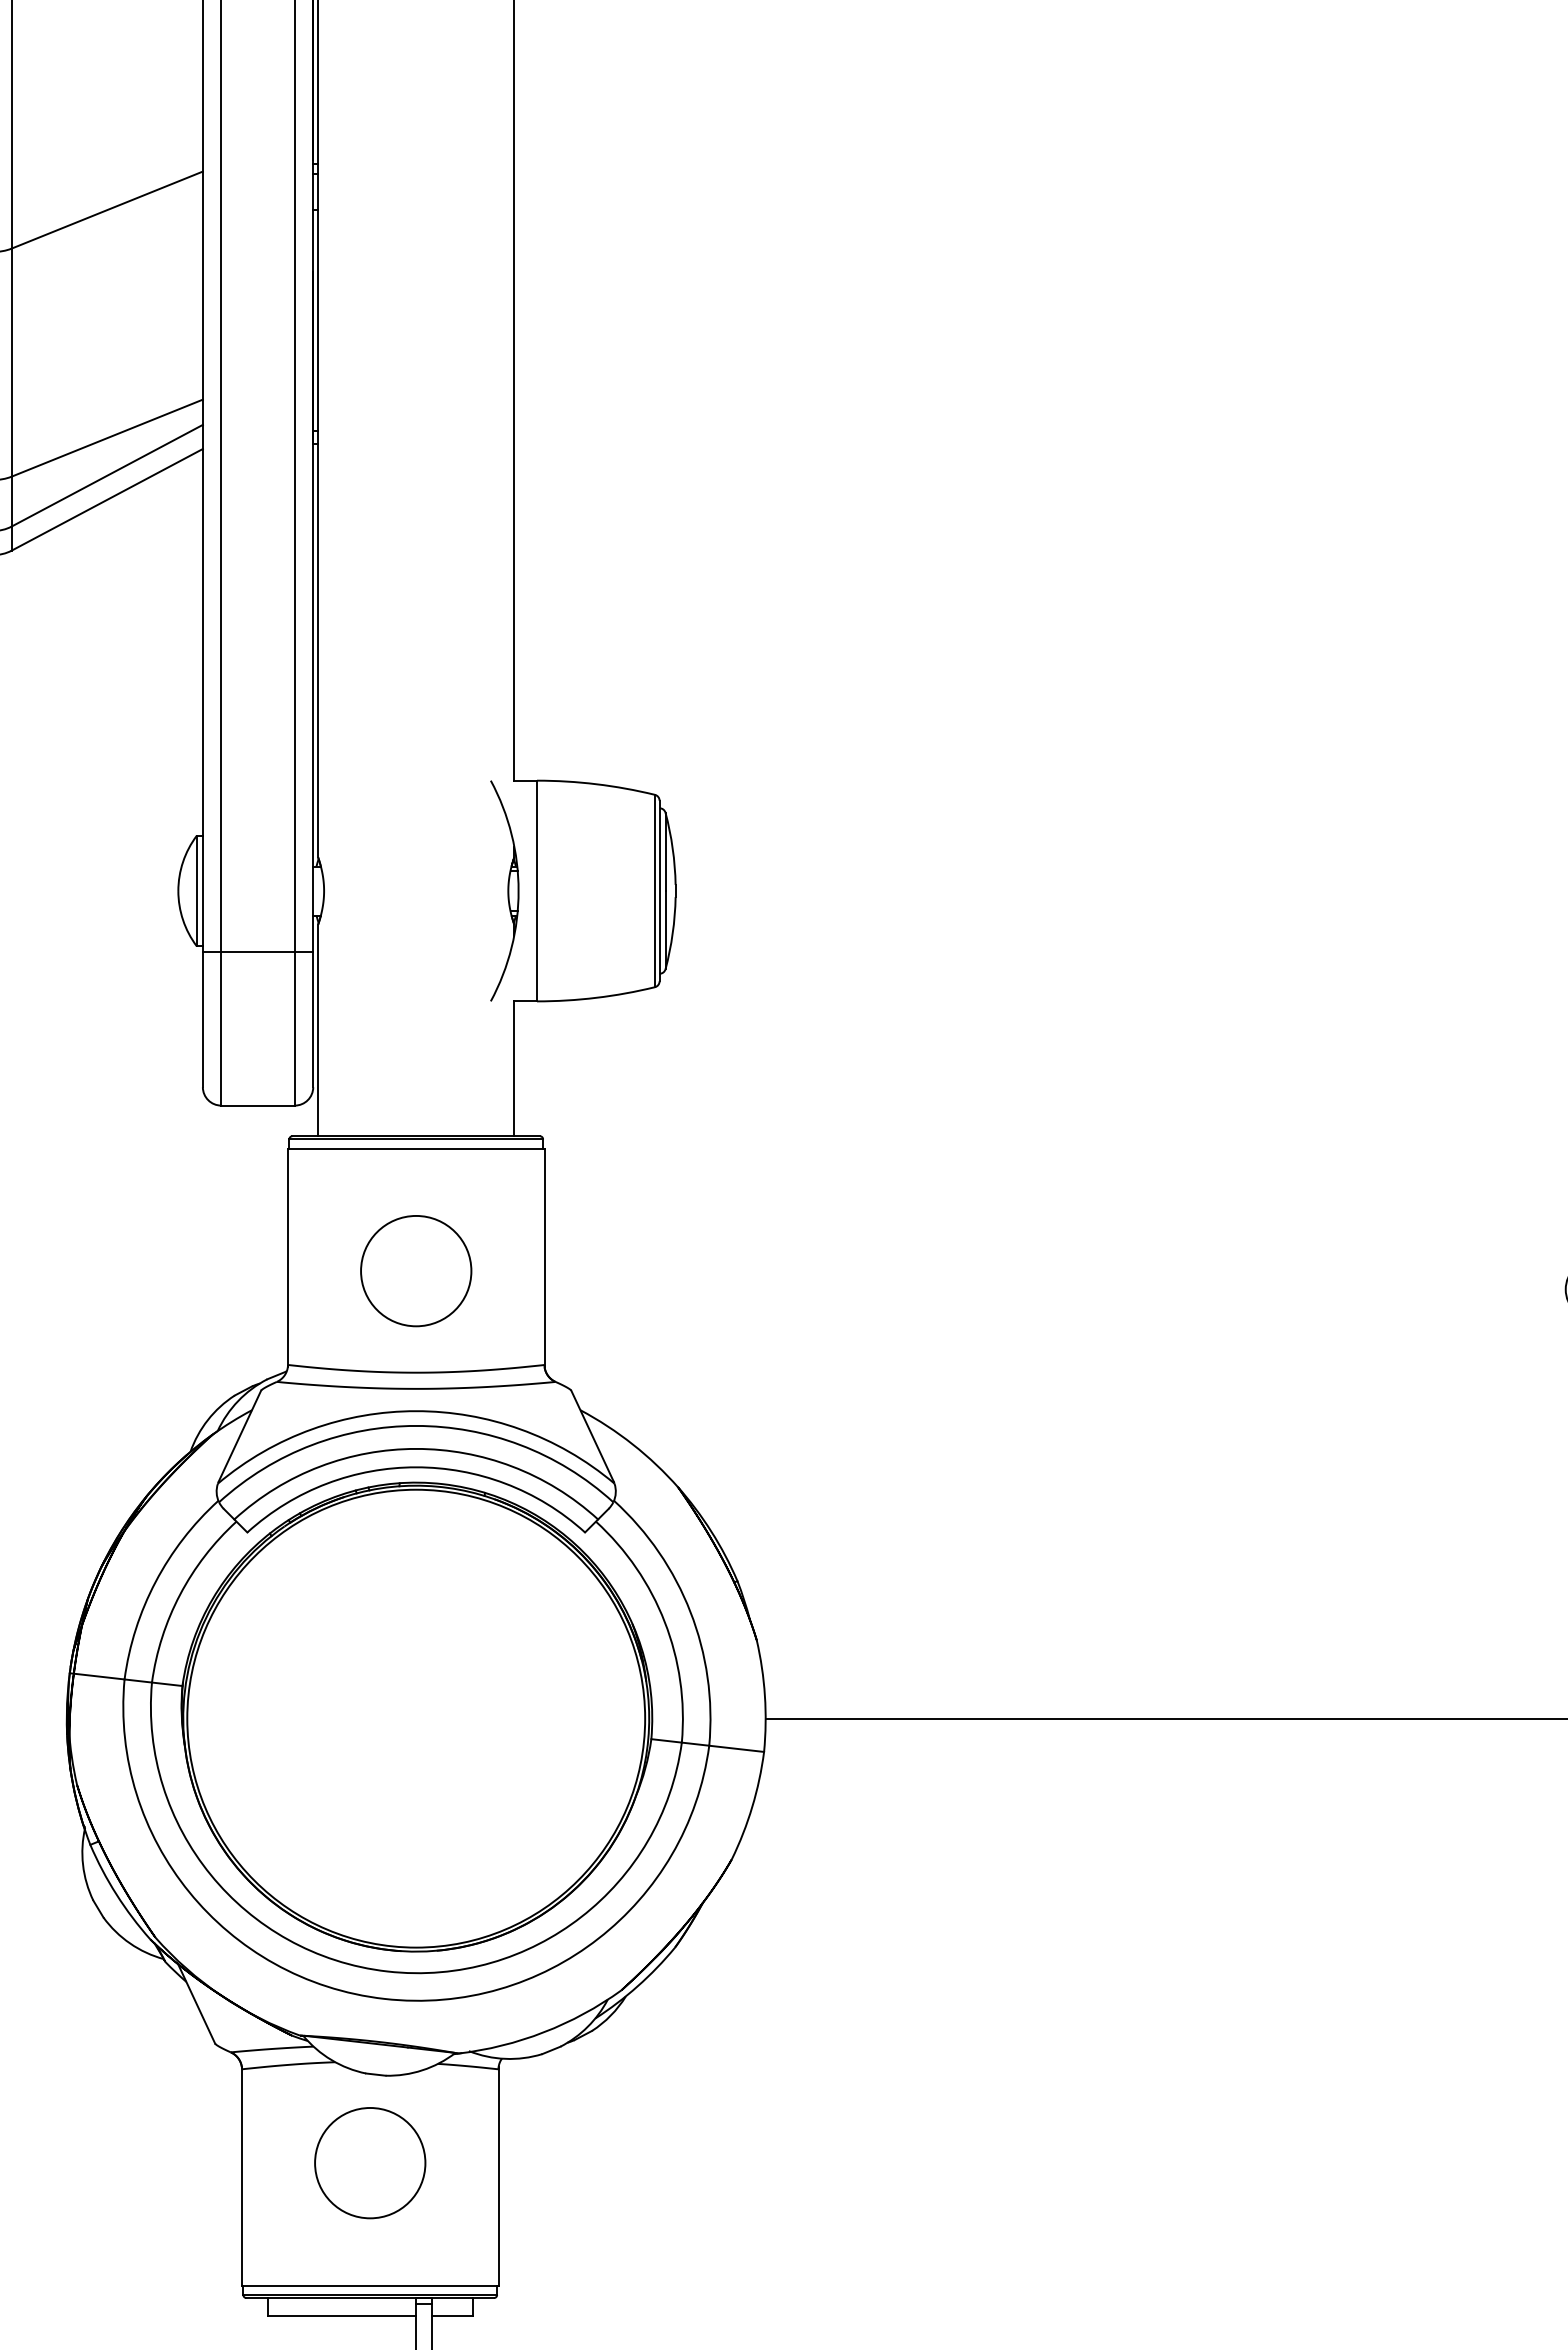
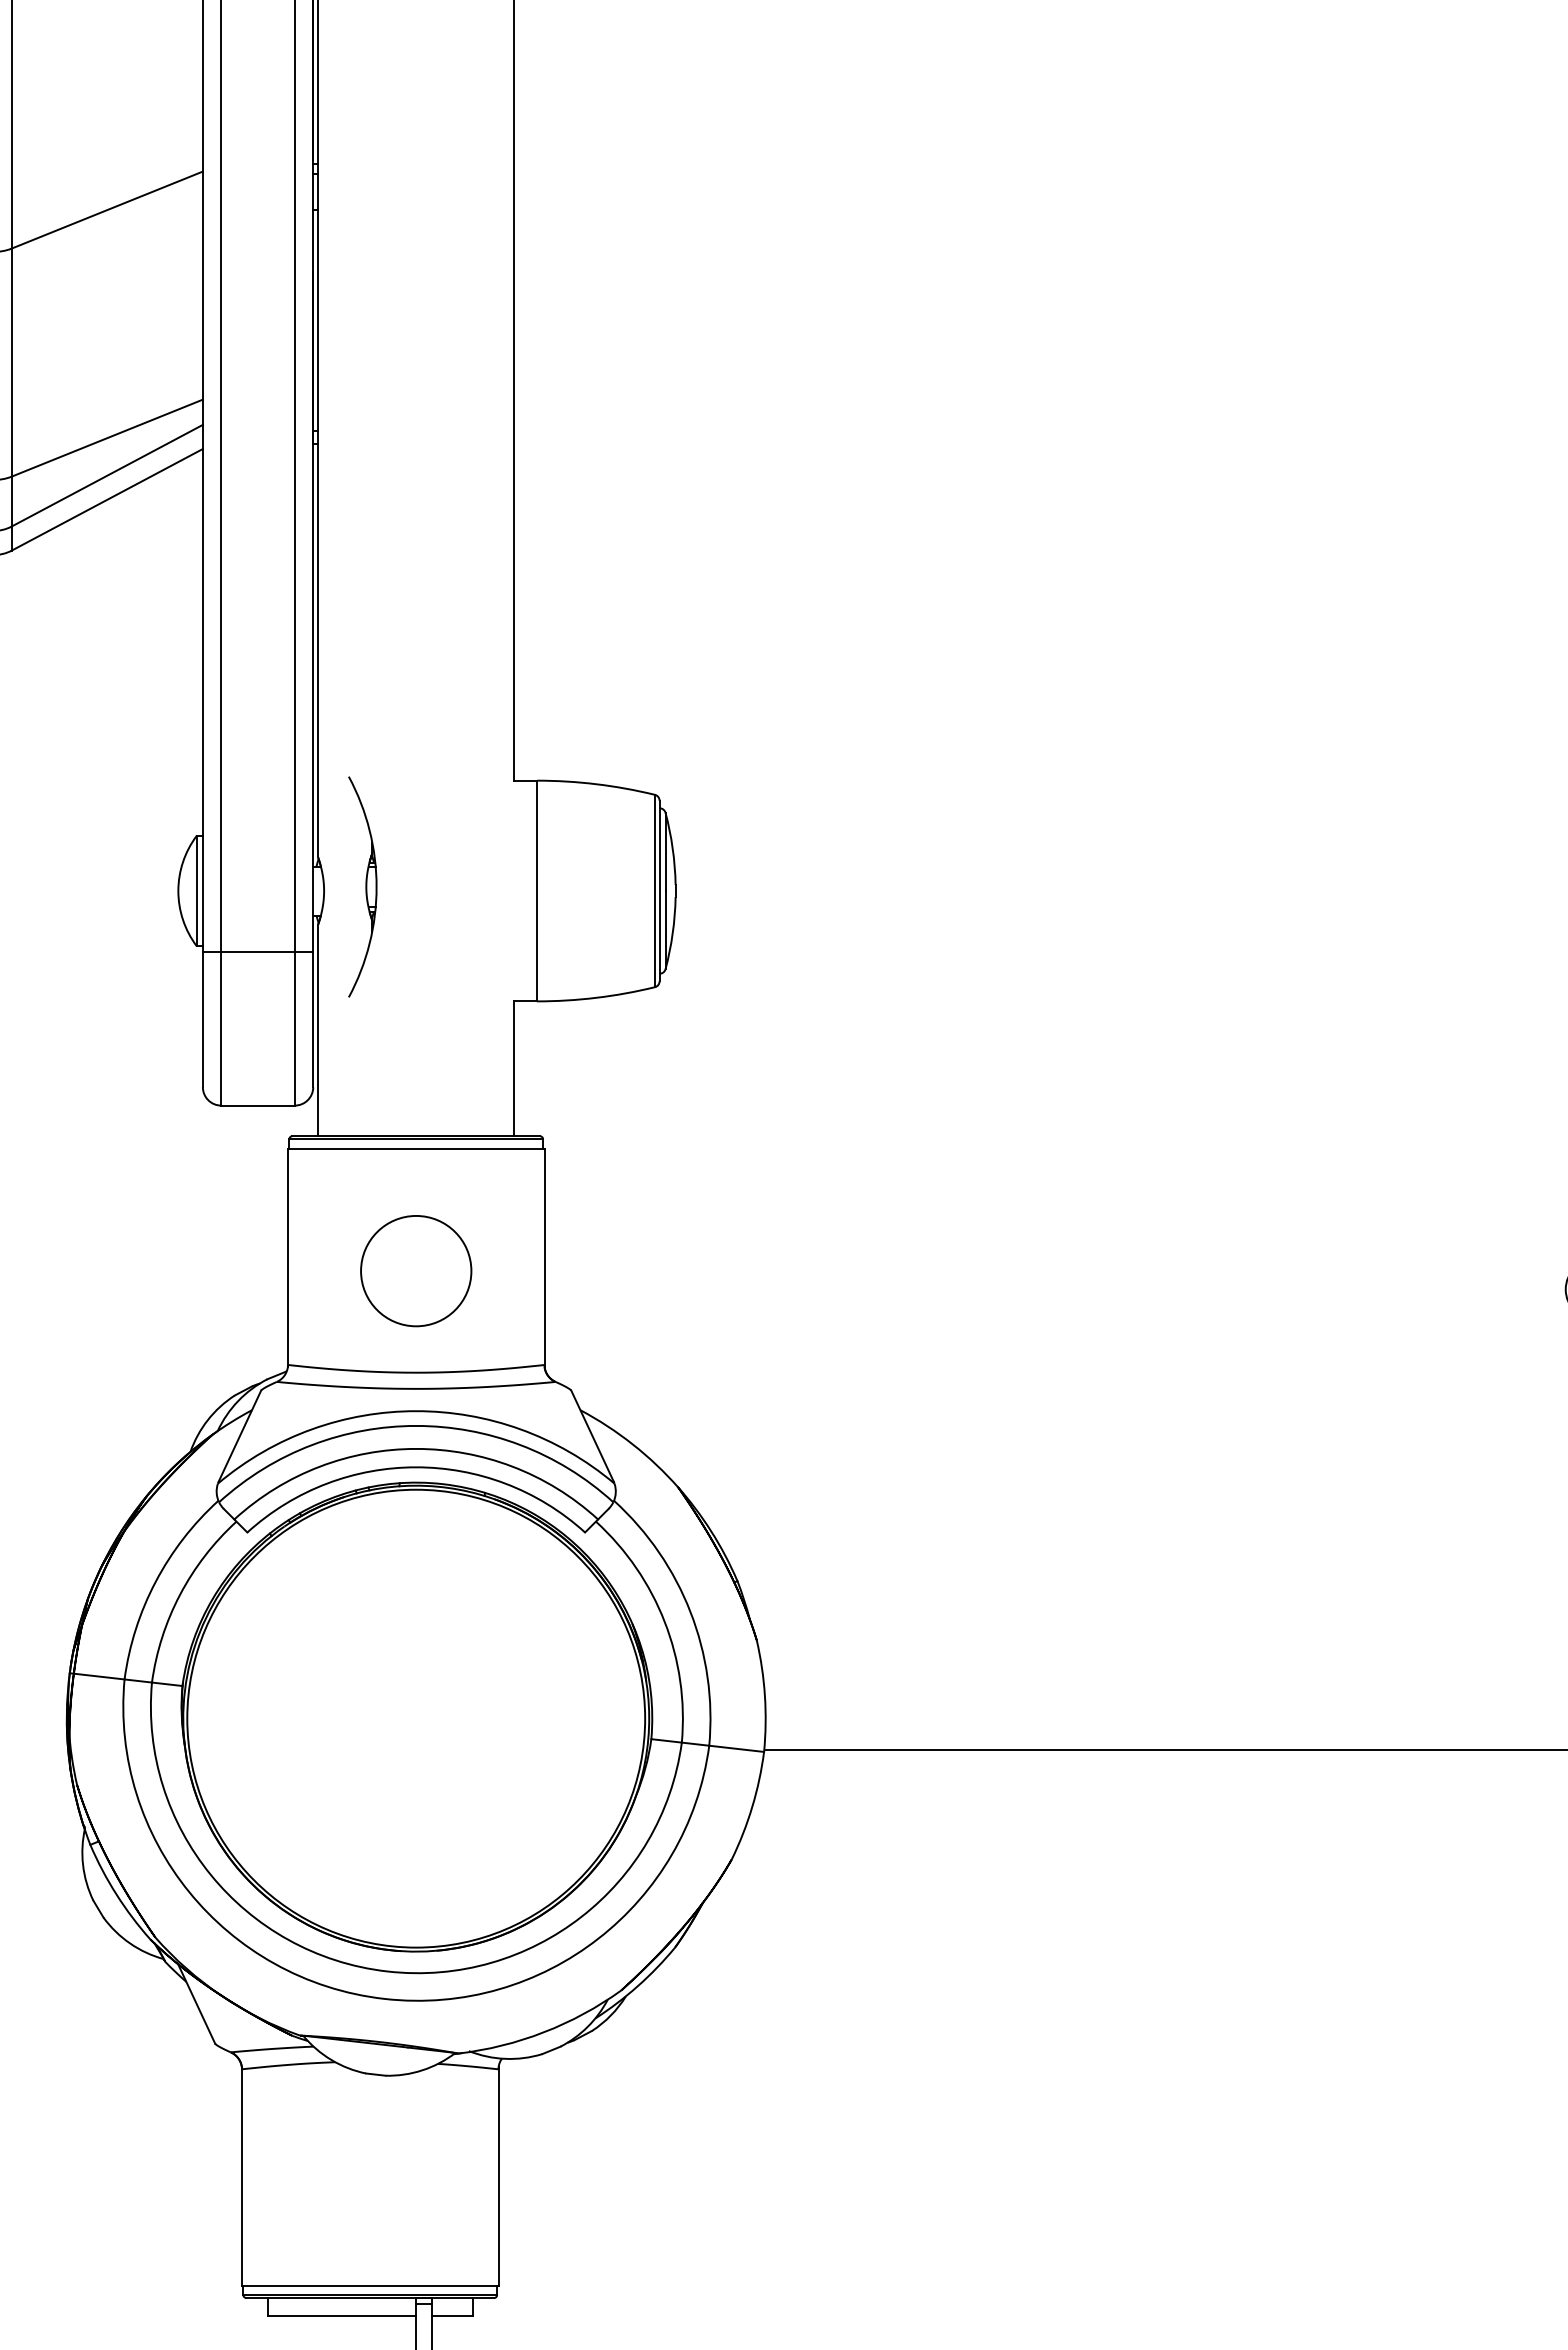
part position: (504, 890) -> (362, 886) (362, 886)
line position: (1164, 1718) -> (1164, 1749) (1164, 1749)
circle: present -> none (370, 2163)
